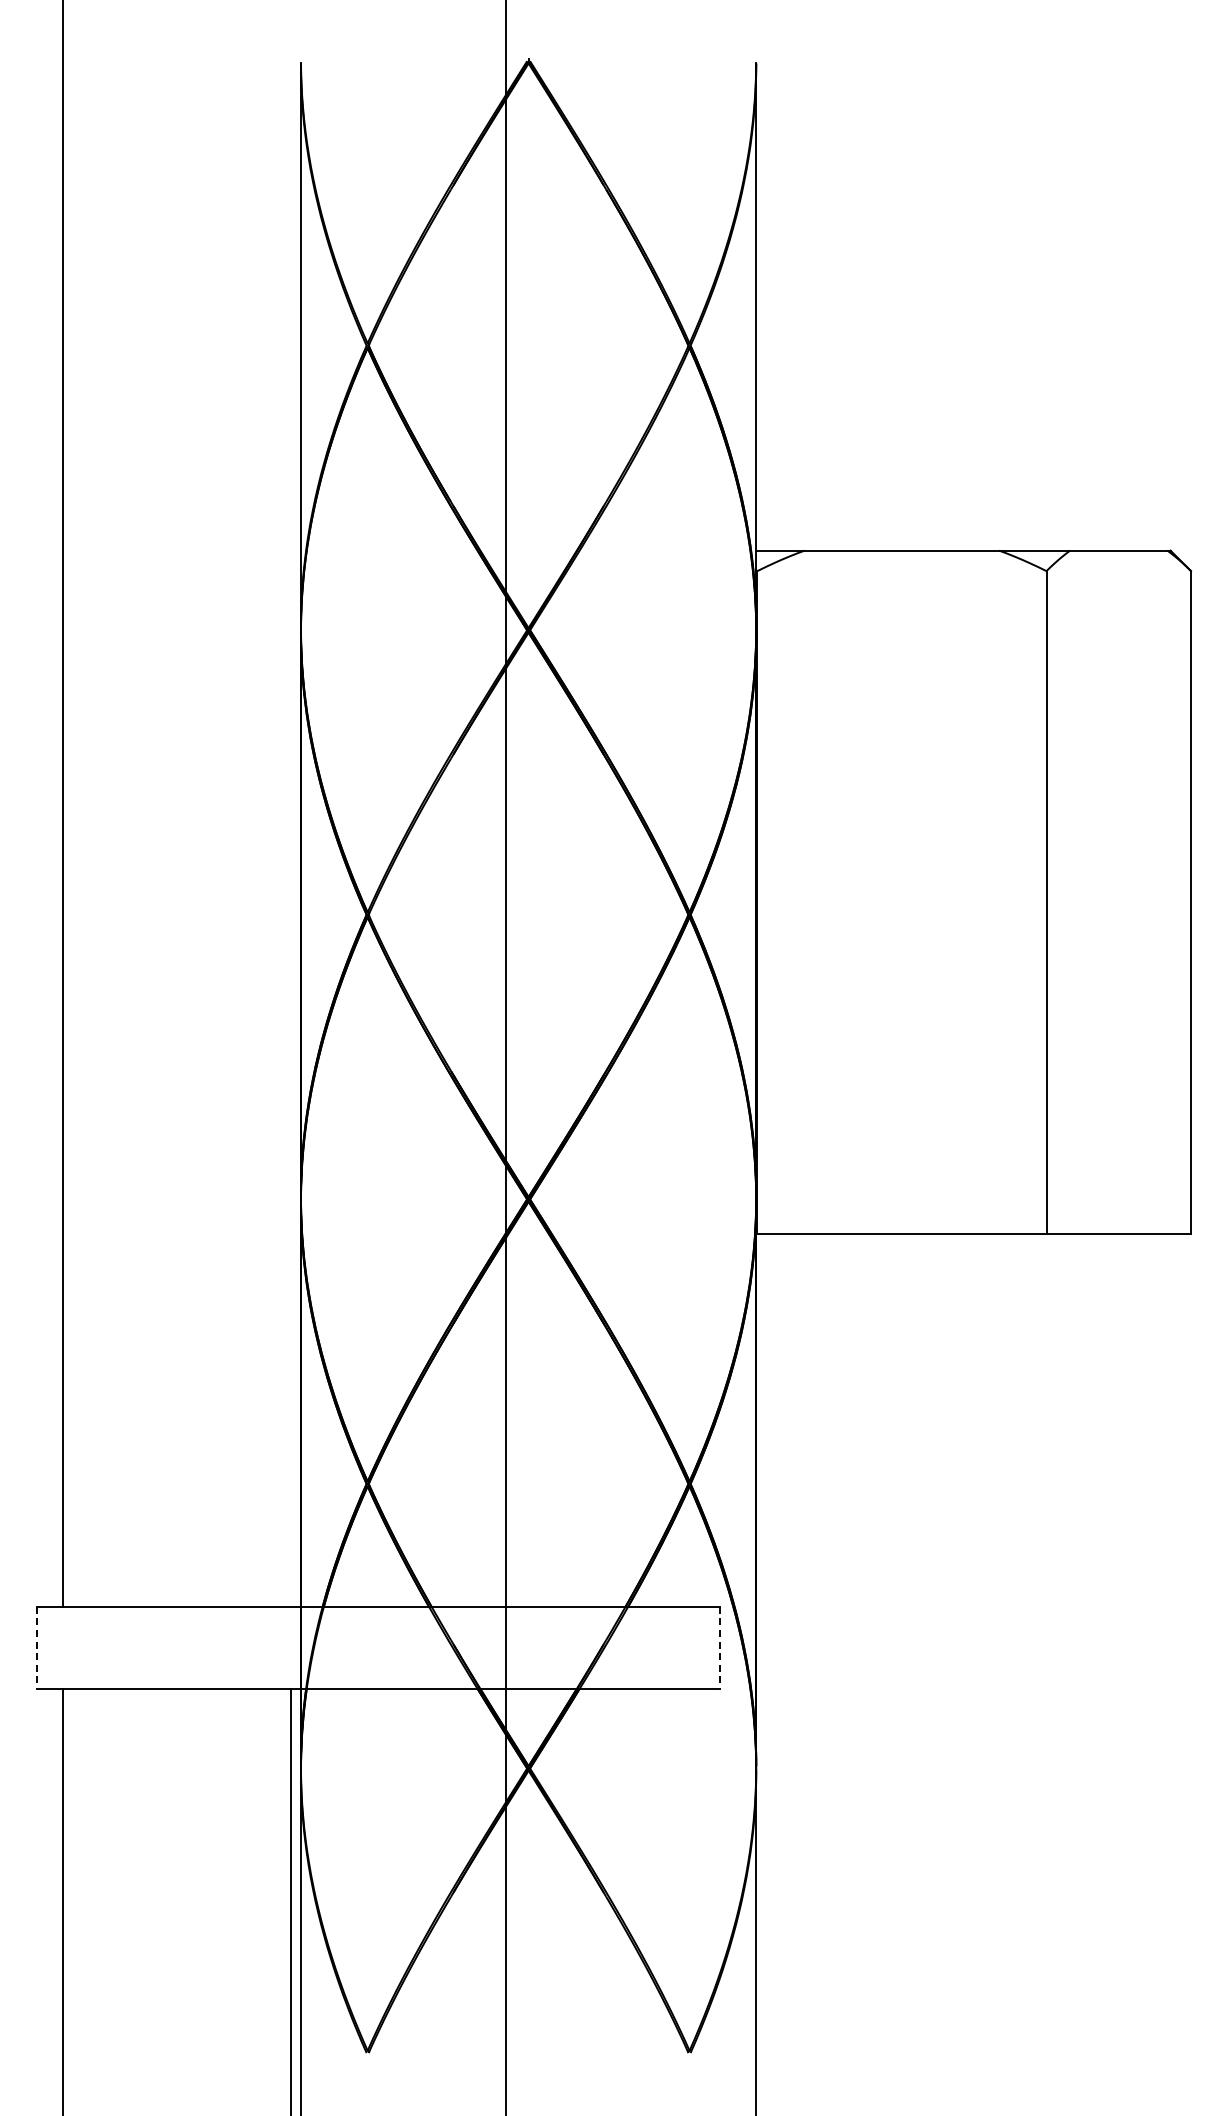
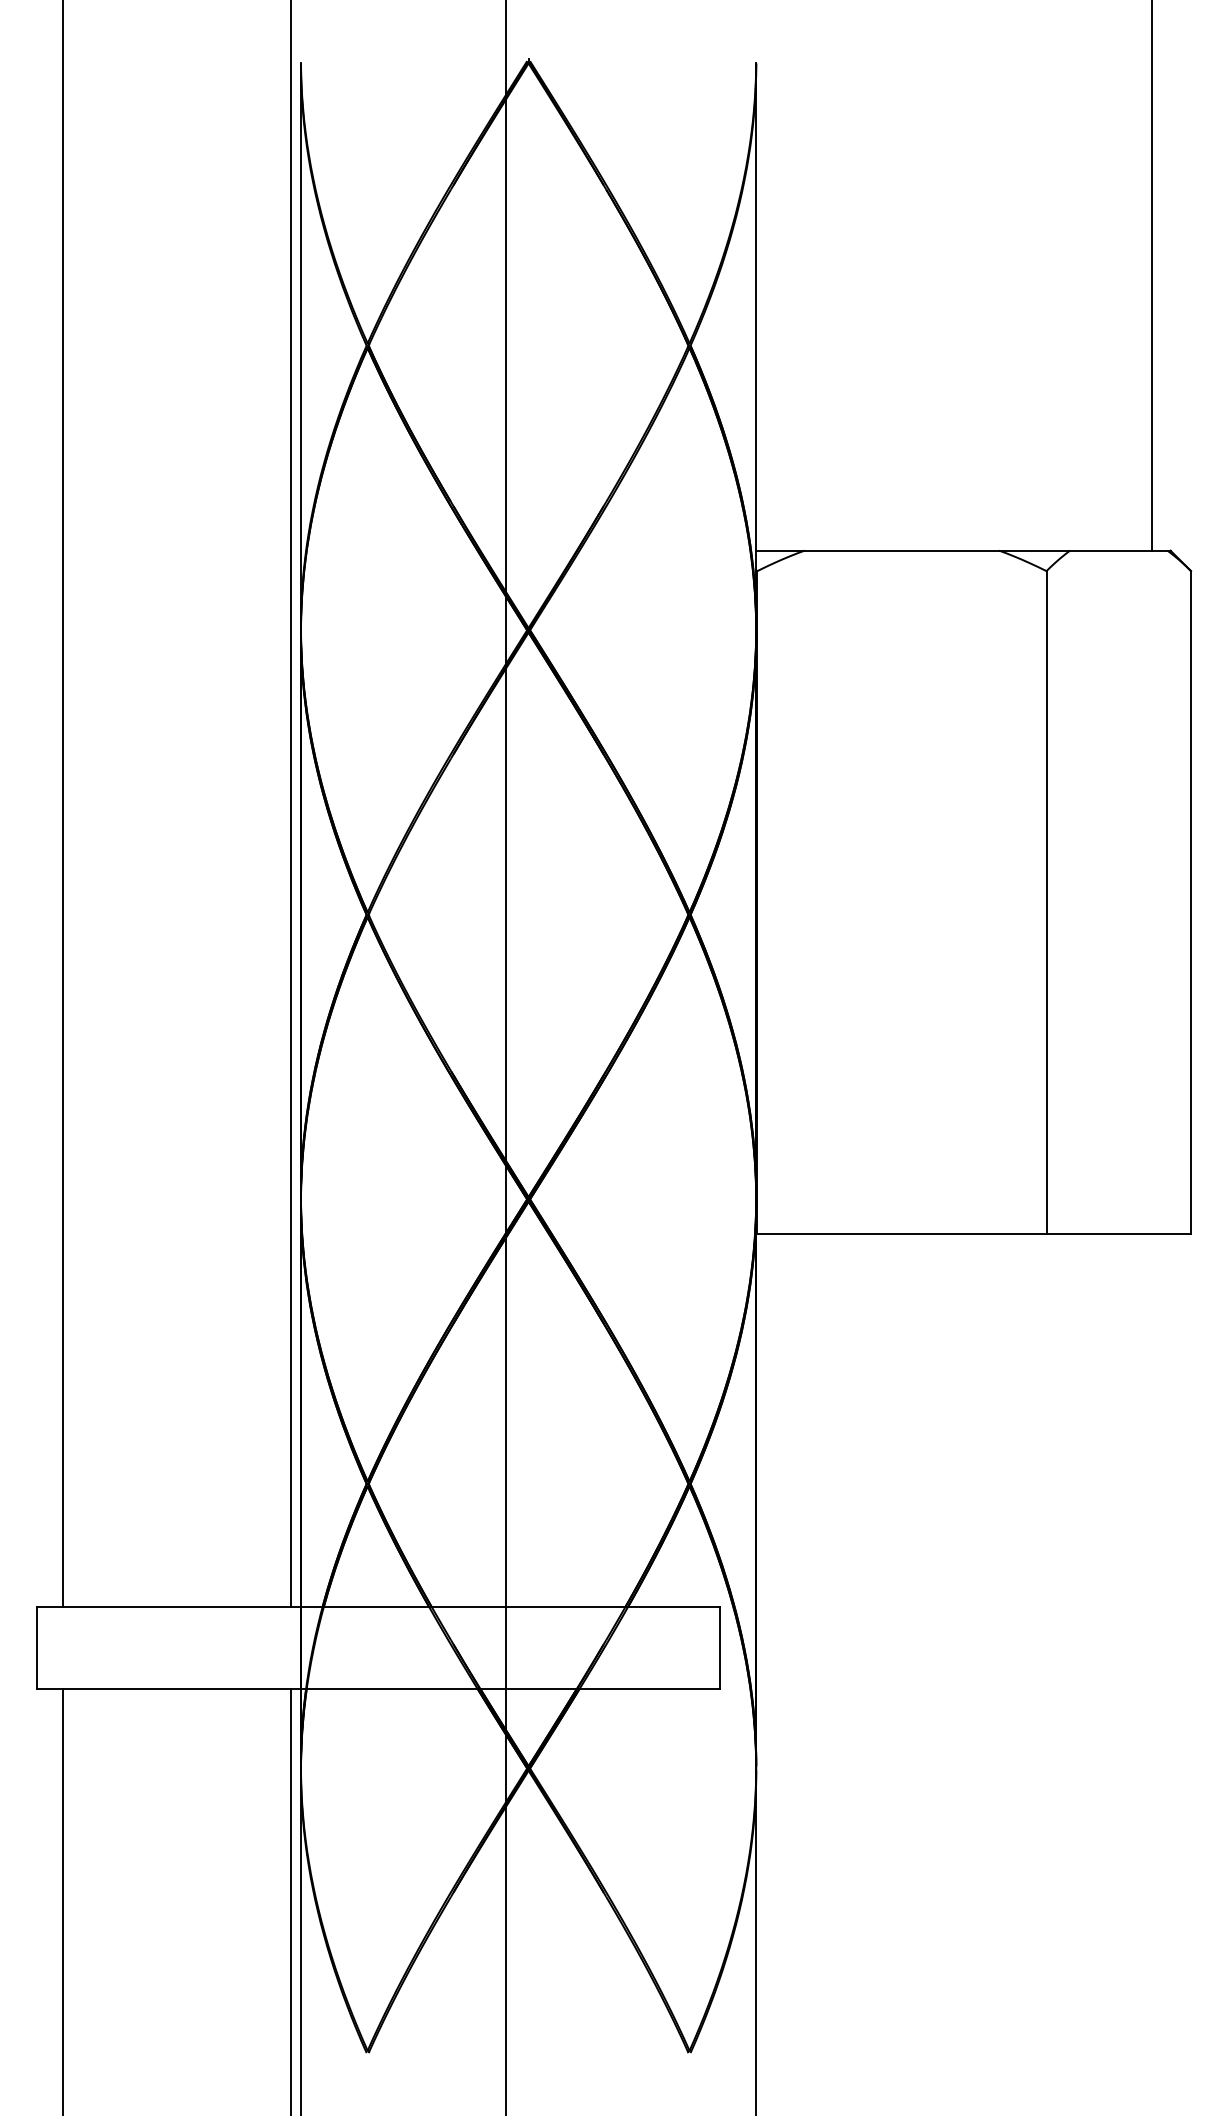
line: none -> present (1152, 276)
line: none -> present (290, 804)
line: dashed -> solid (36, 1647)
line: dashed -> solid (719, 1647)
